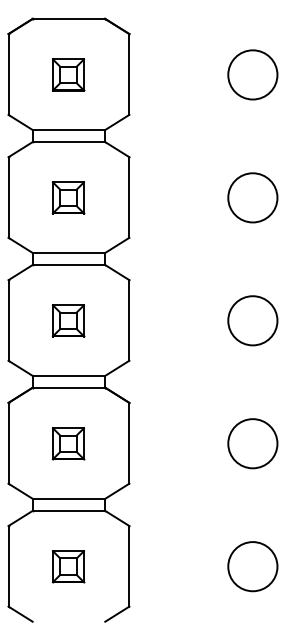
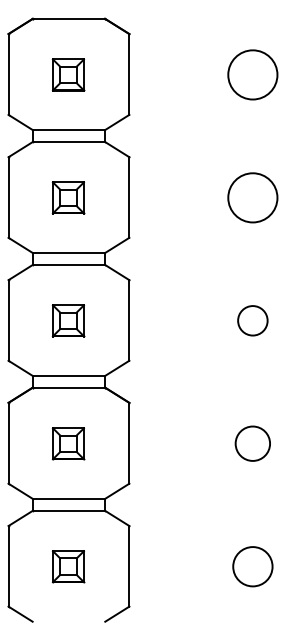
circle diameter: 49 px -> 30 px (252, 320)
circle diameter: 49 px -> 34 px (252, 443)
circle size: 52x52 px -> 42x42 px (252, 566)
